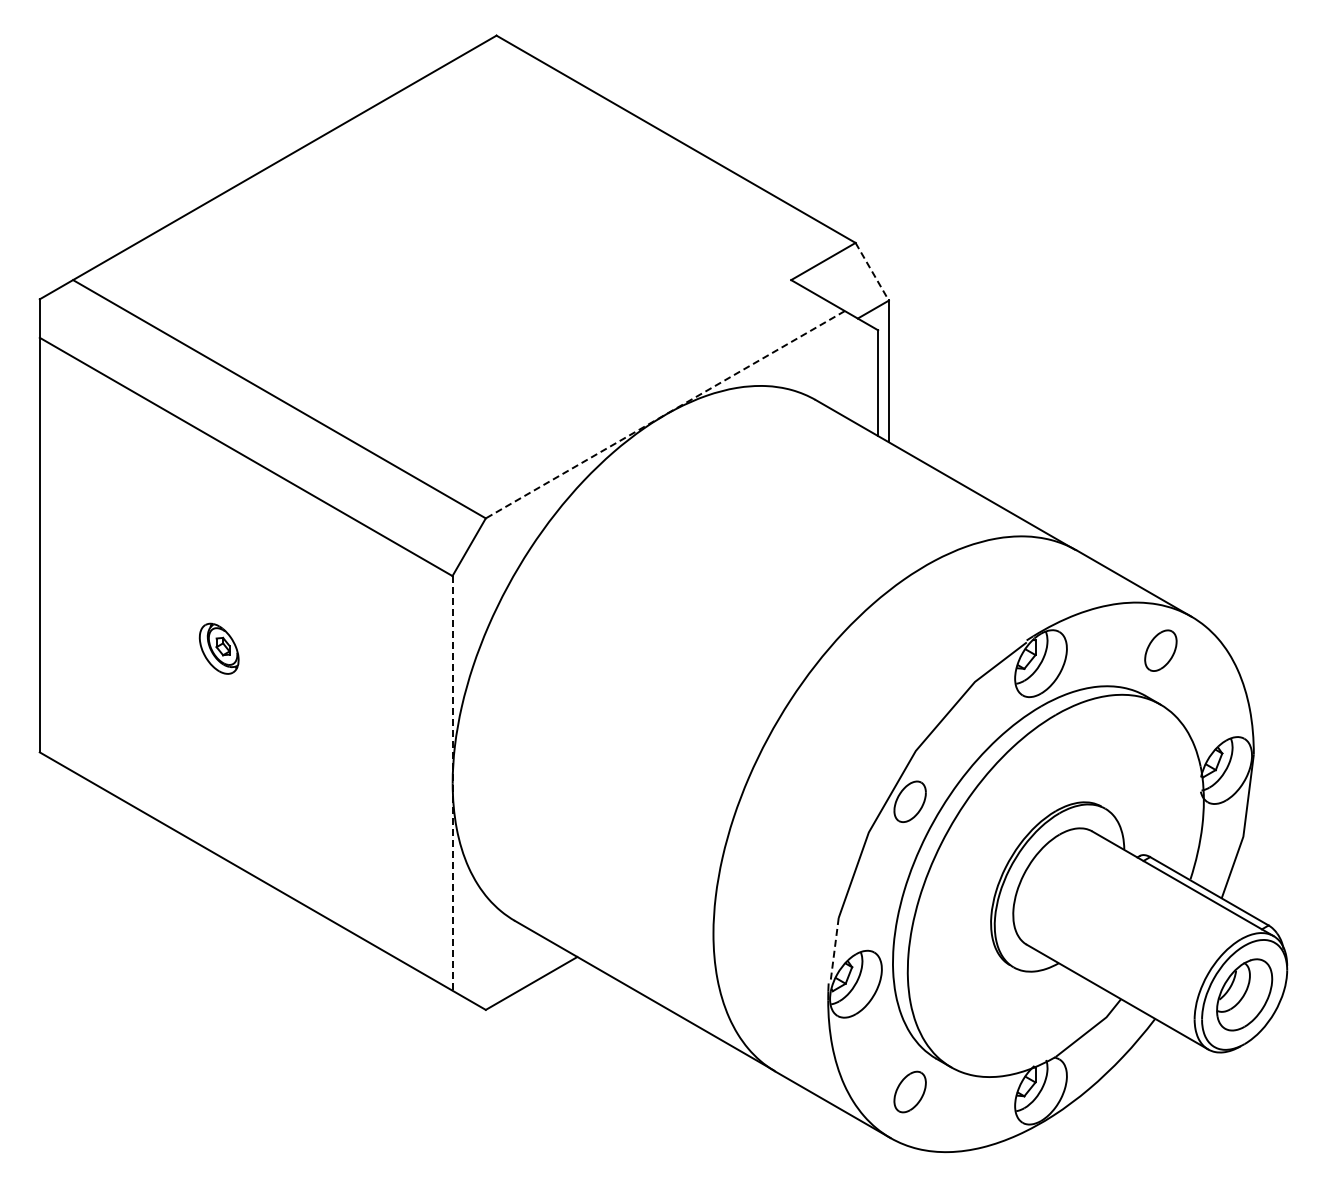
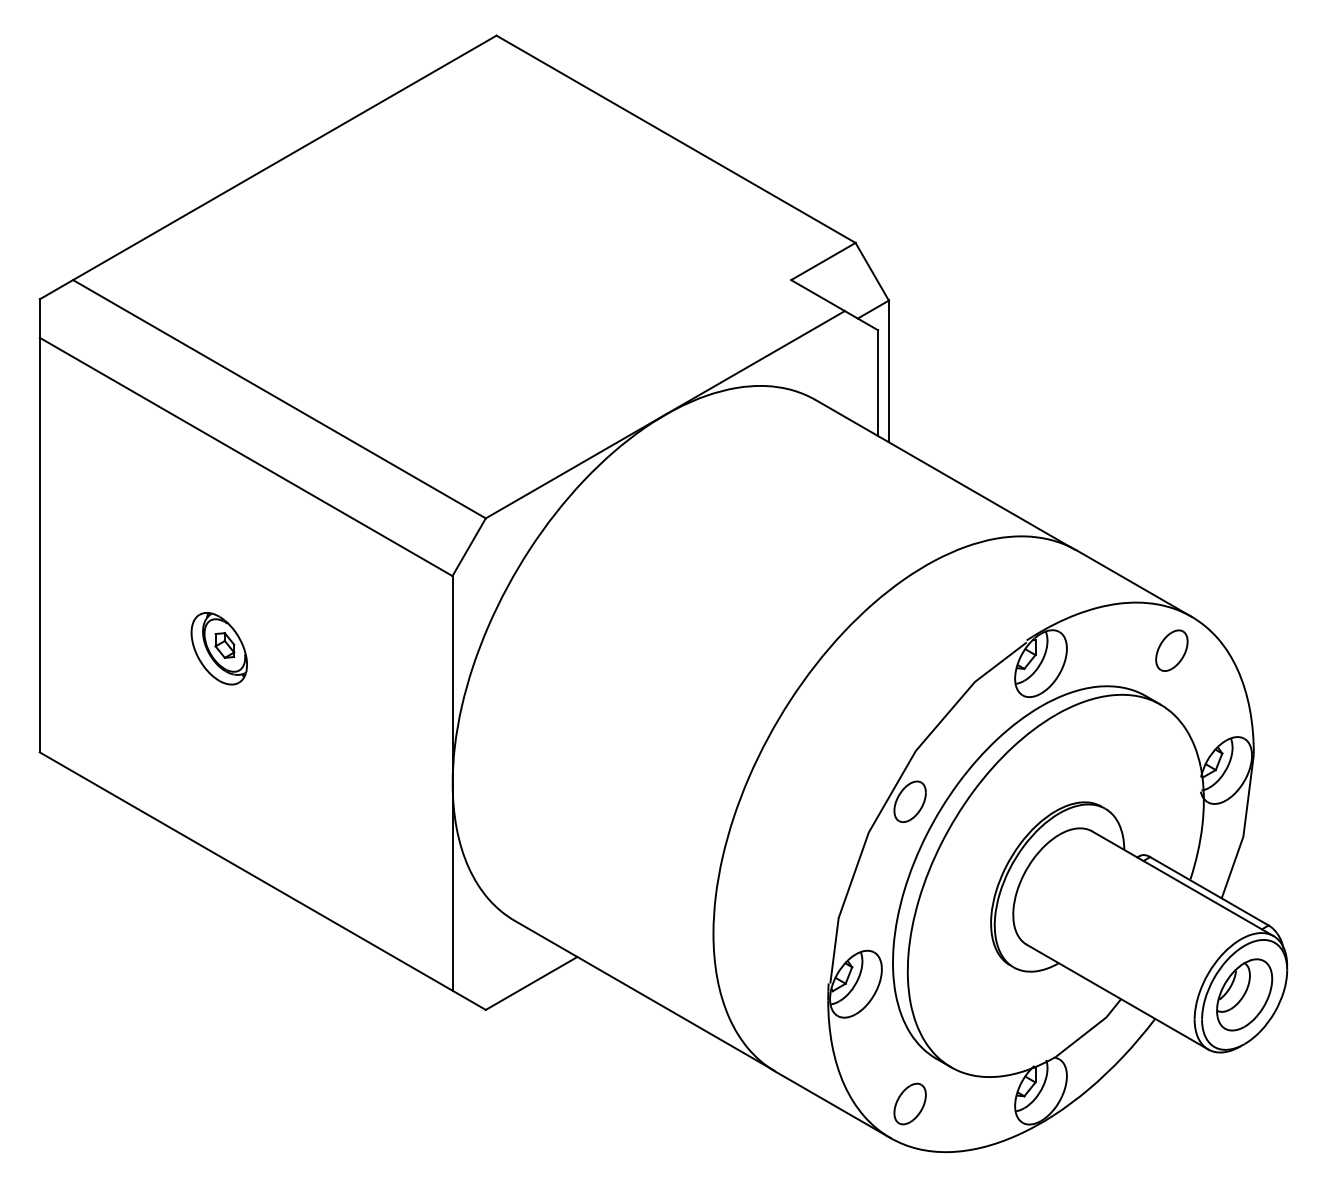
line: dashed -> solid (872, 272)
line: dashed -> solid (664, 414)
part size: 42x53 px -> 58x74 px (218, 648)
part position: (1160, 650) -> (1171, 650) (1171, 650)
line: dashed -> solid (452, 783)
line: dashed -> solid (834, 950)
part position: (909, 1091) -> (909, 1103) (909, 1103)
